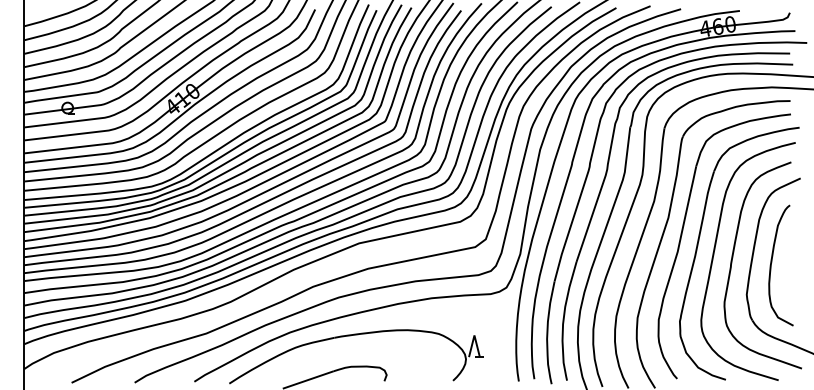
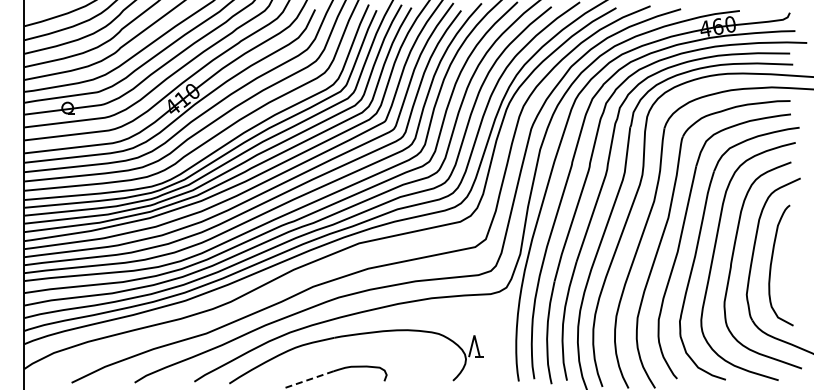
line: solid -> dashed (308, 379)
